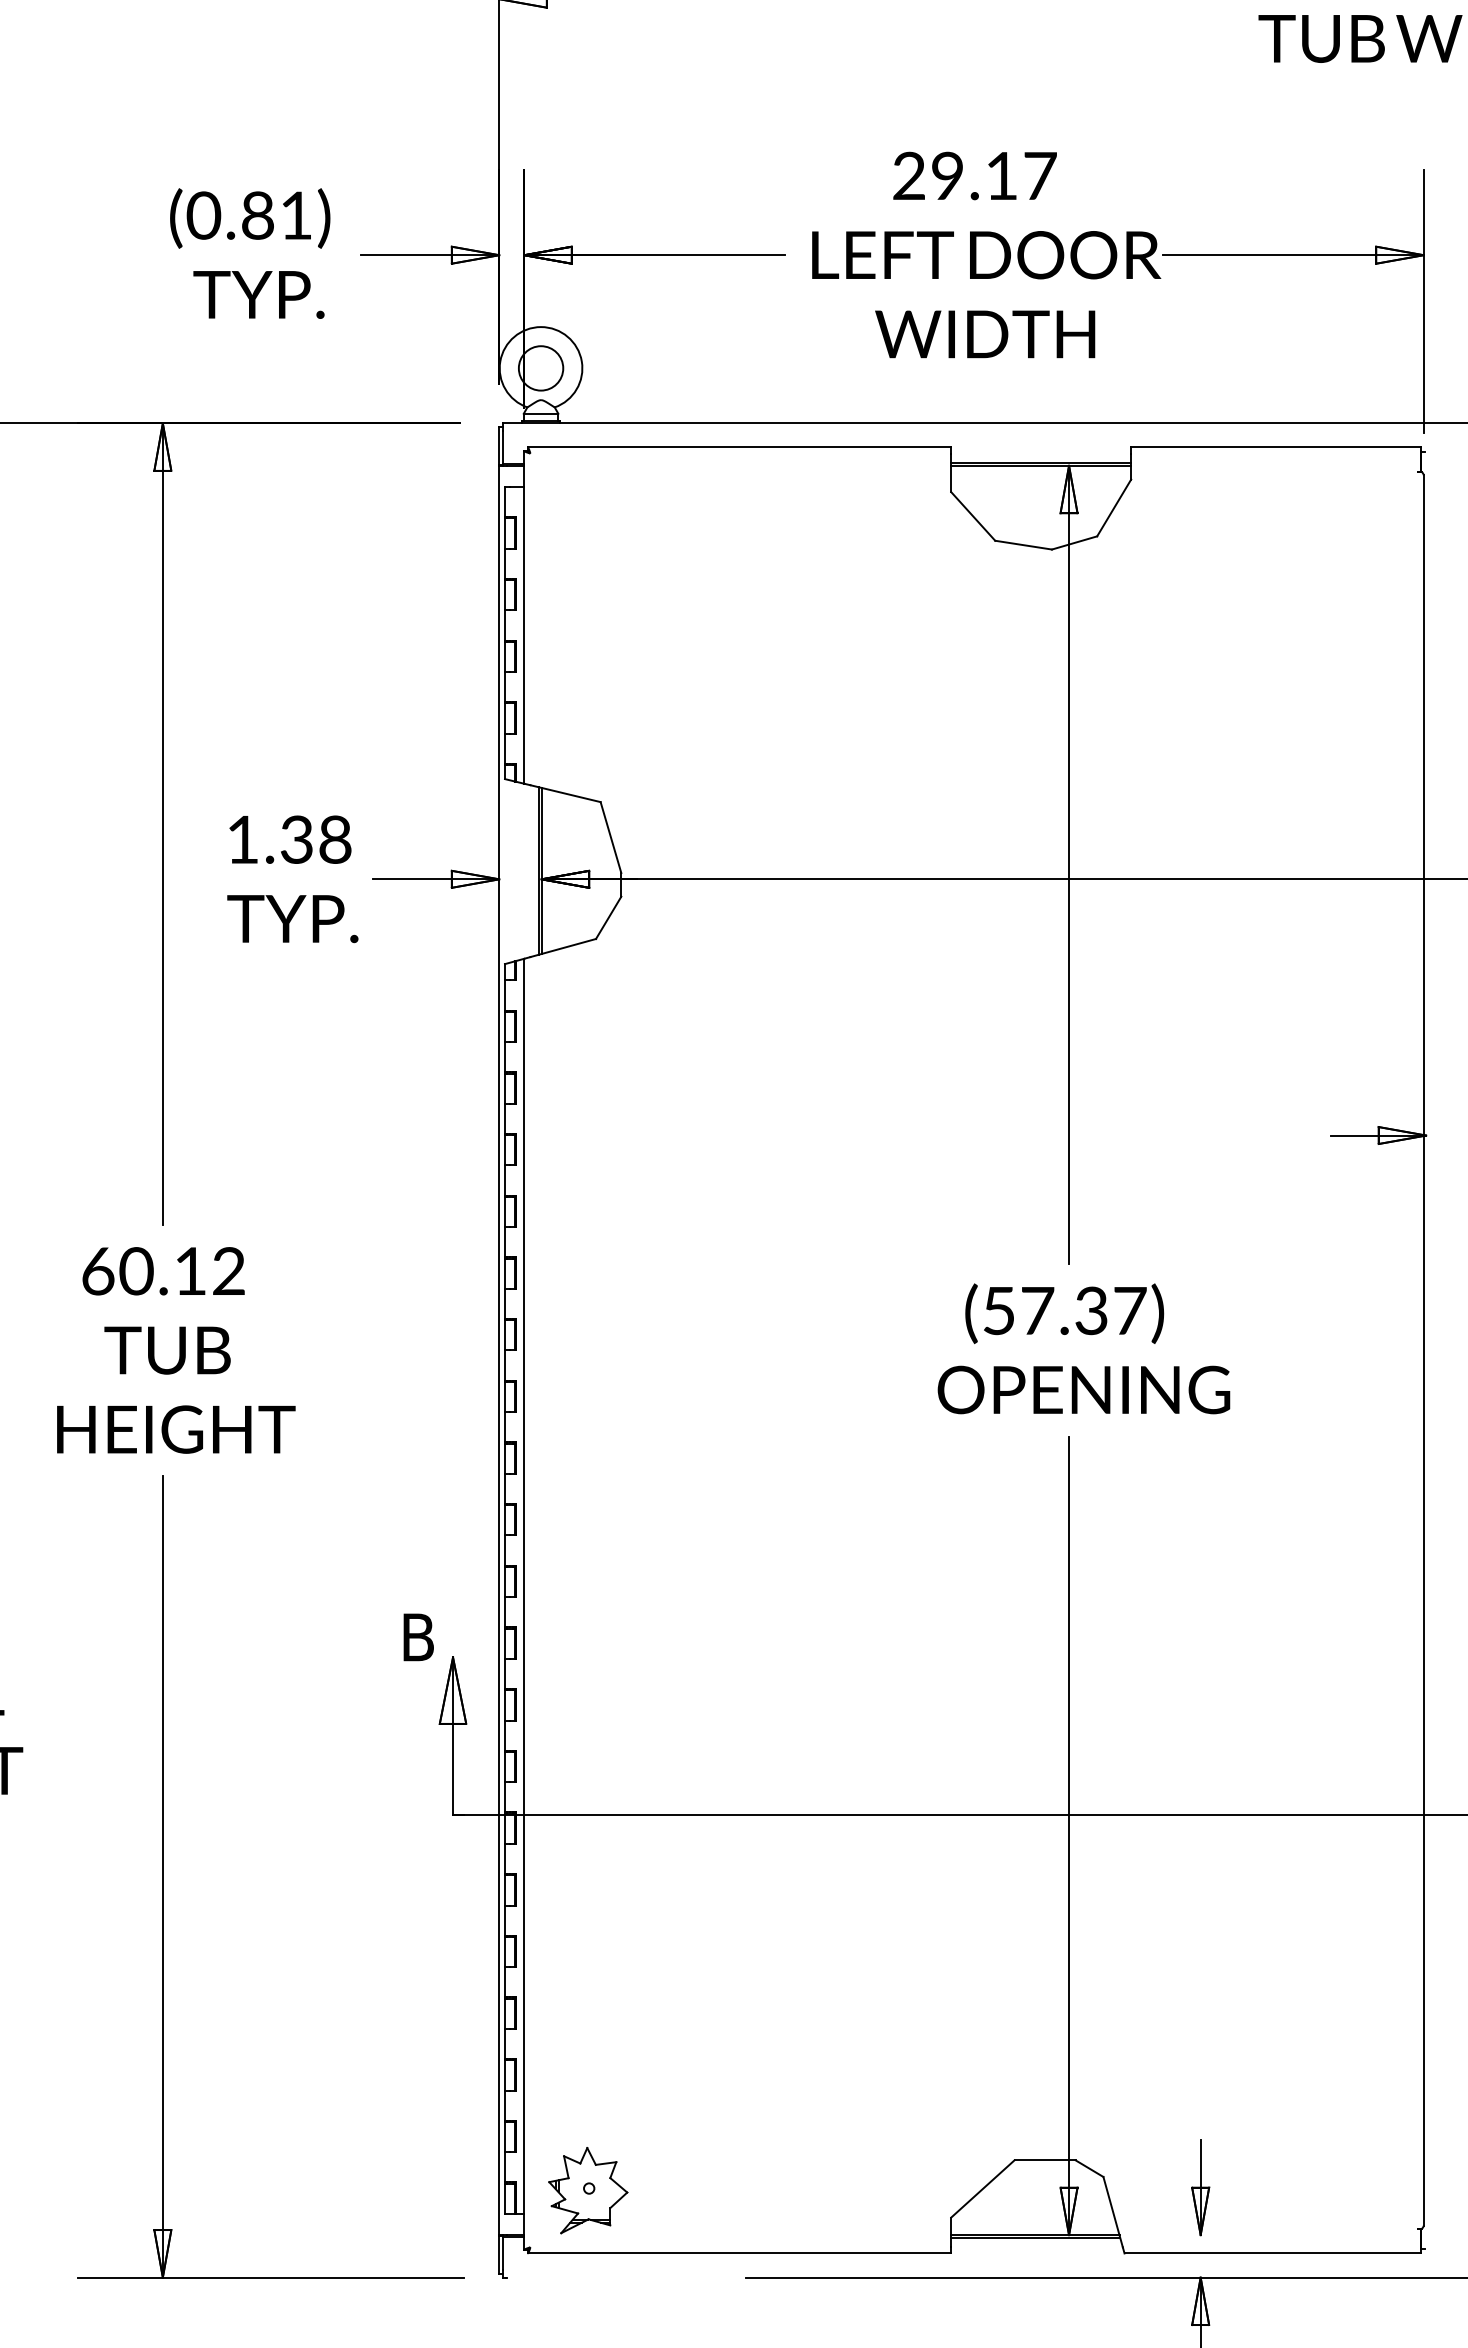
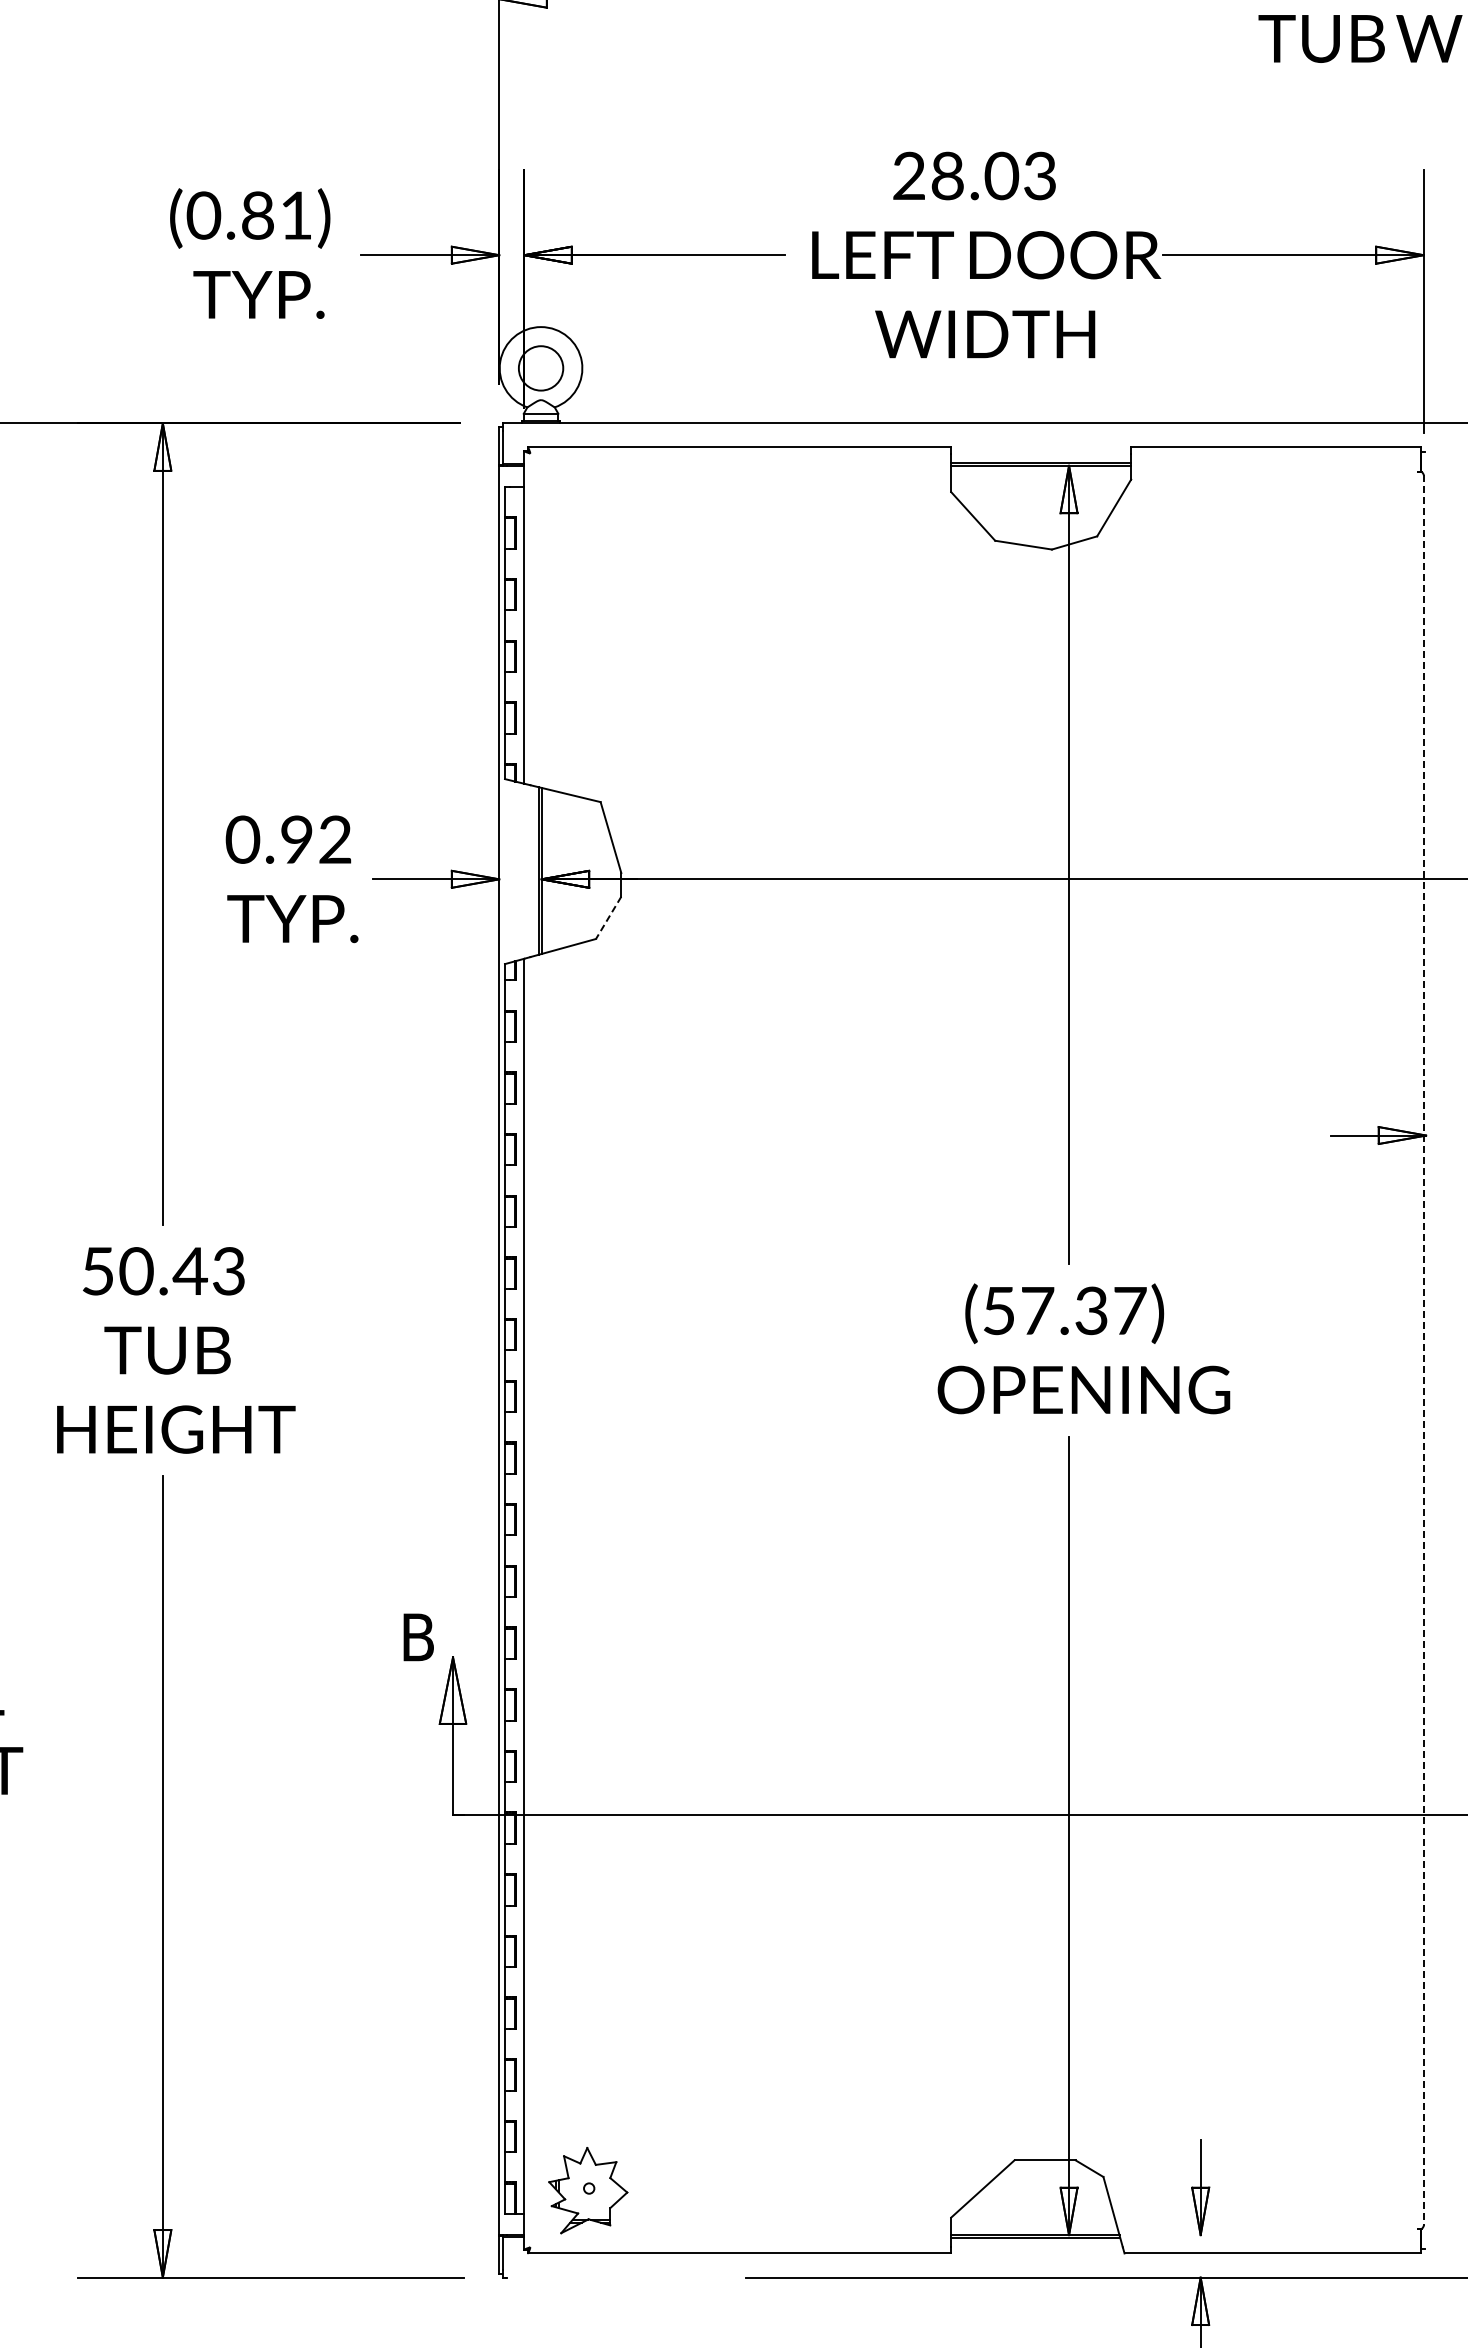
text: 29.17 -> 28.03 (993, 175)
text: 1.38 -> 0.92 (288, 839)
line: solid -> dashed (608, 917)
text: 60.12 -> 50.43 (163, 1271)
line: solid -> dashed (1423, 1350)
